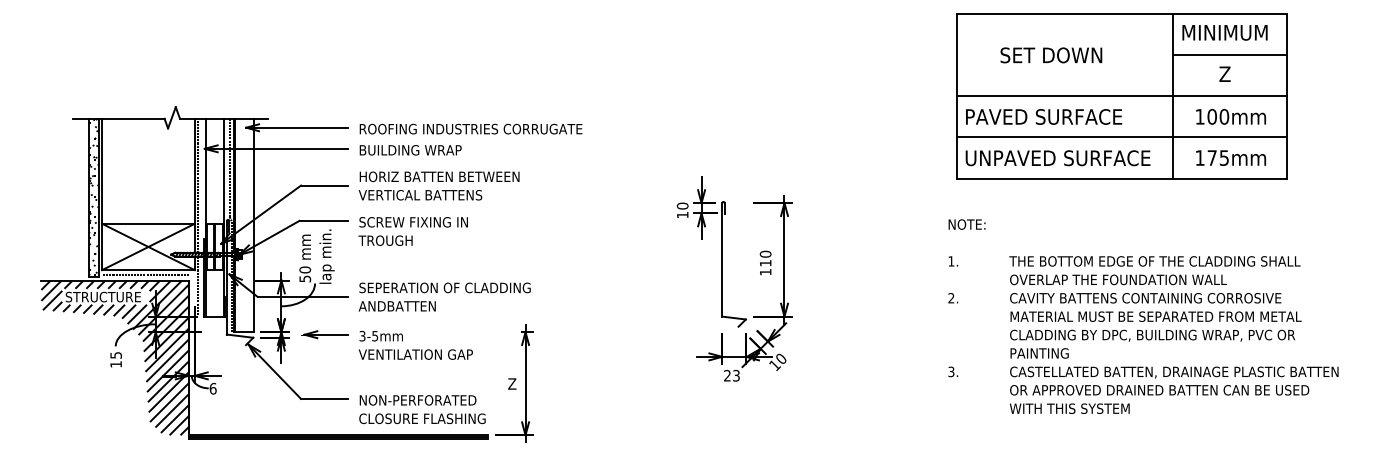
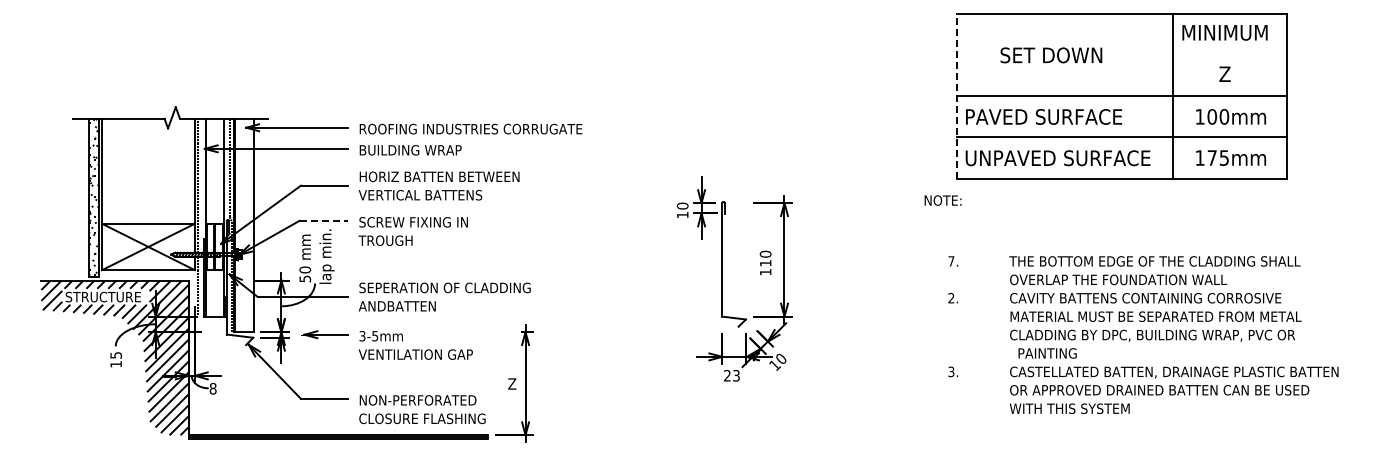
line: present -> none (1229, 54)
line: solid -> dashed (956, 96)
line: solid -> dashed (324, 220)
text position: (966, 224) -> (942, 200) (942, 200)
text: 1. -> 7. (951, 261)
line: present -> none (145, 275)
text position: (1039, 353) -> (1047, 353) (1047, 353)
text: 6 -> 8 (212, 388)
